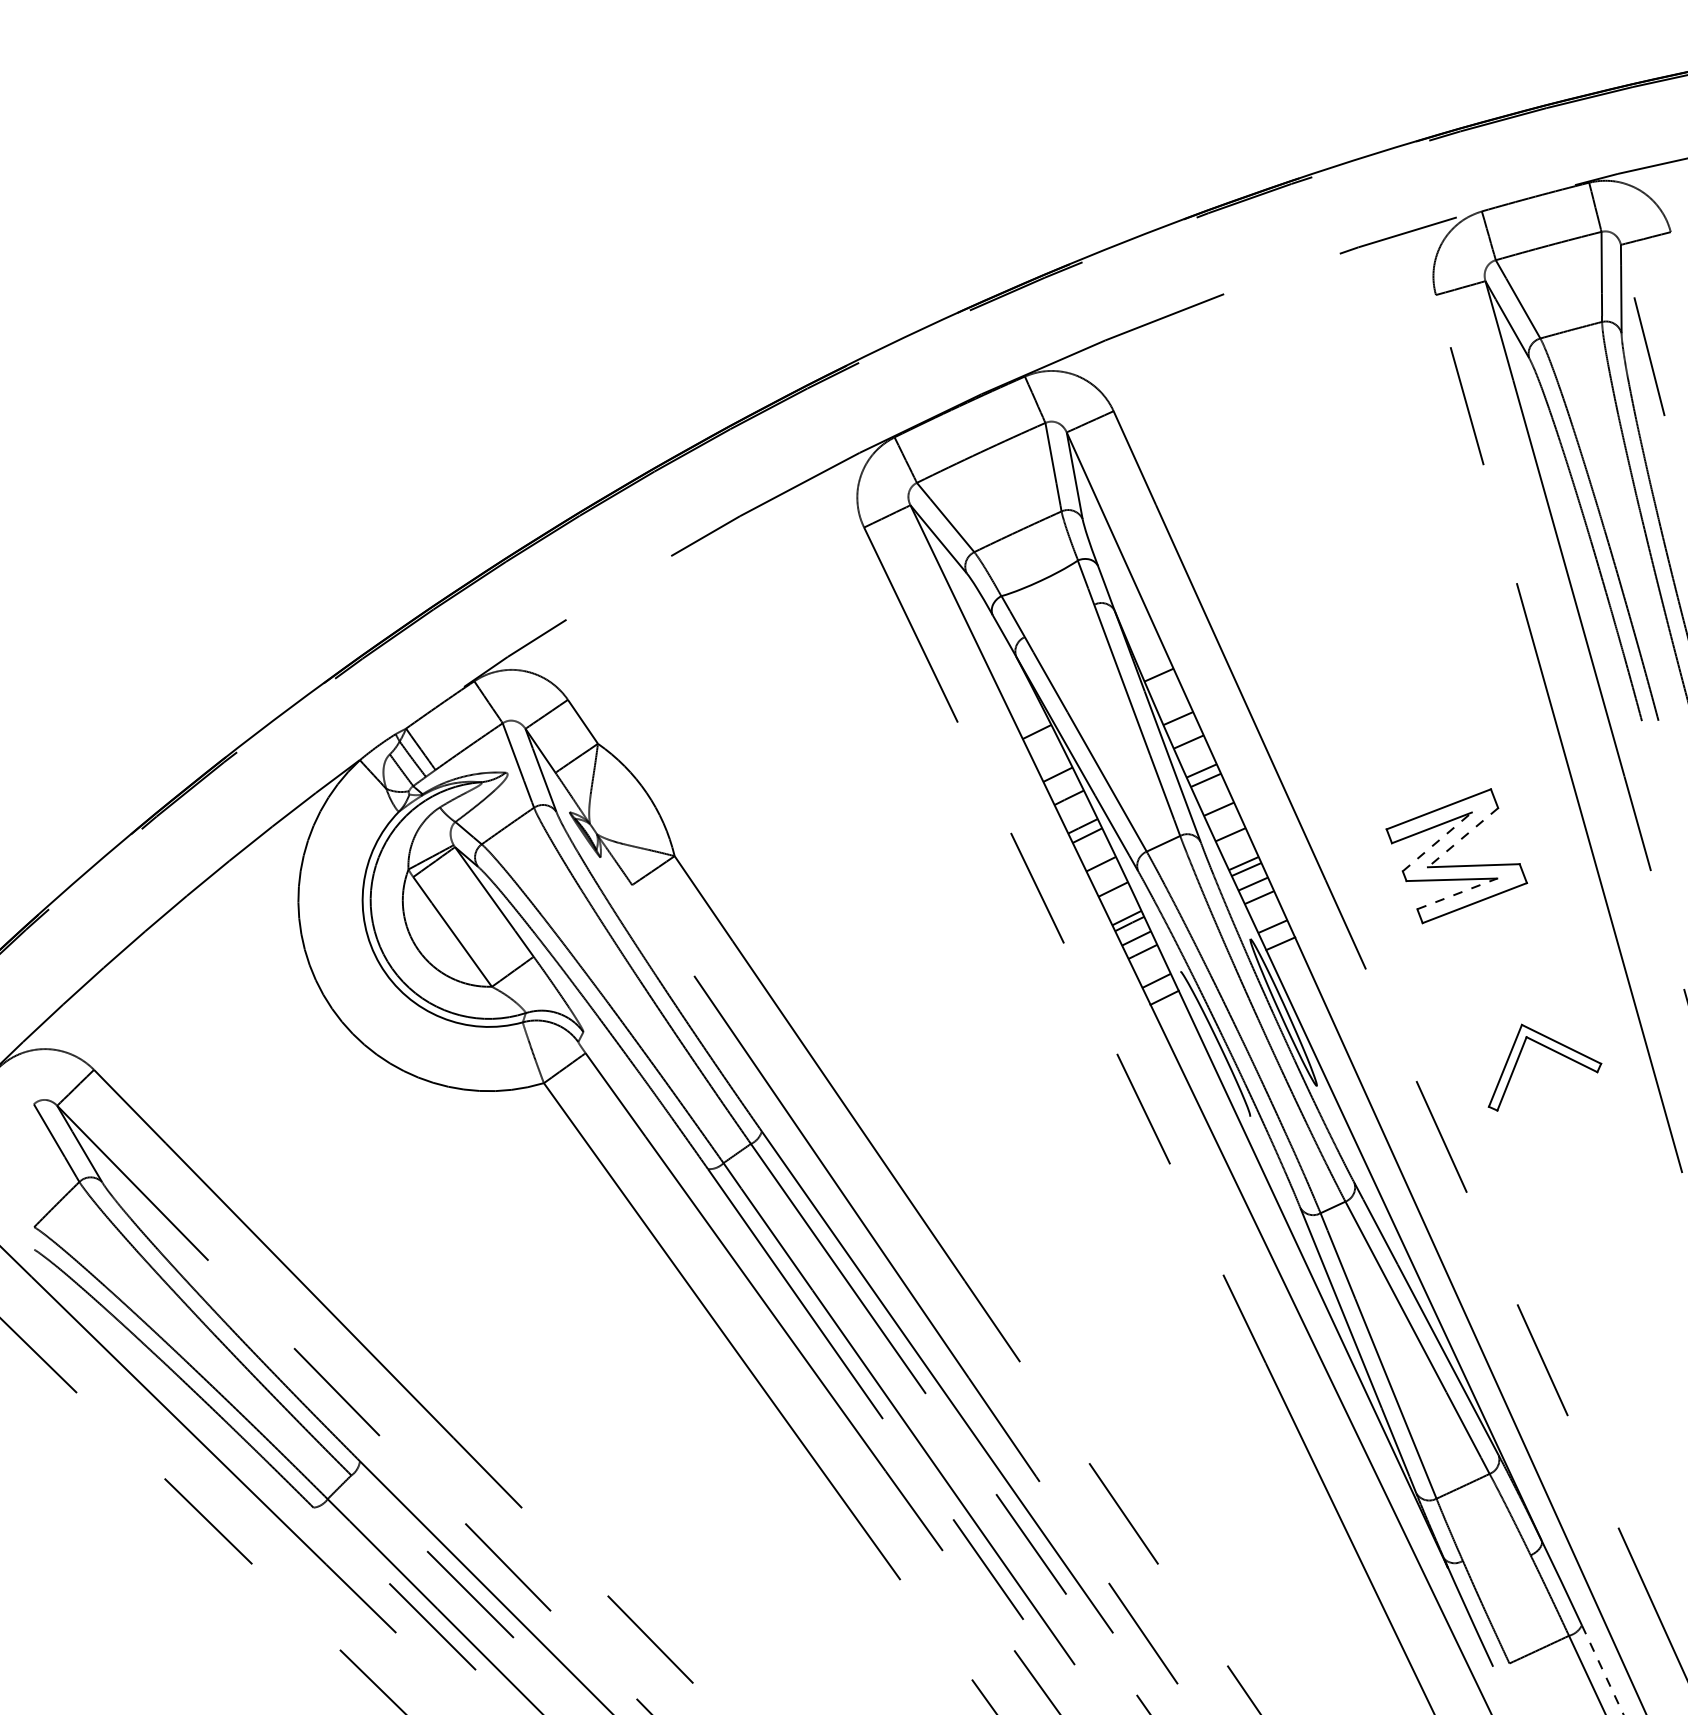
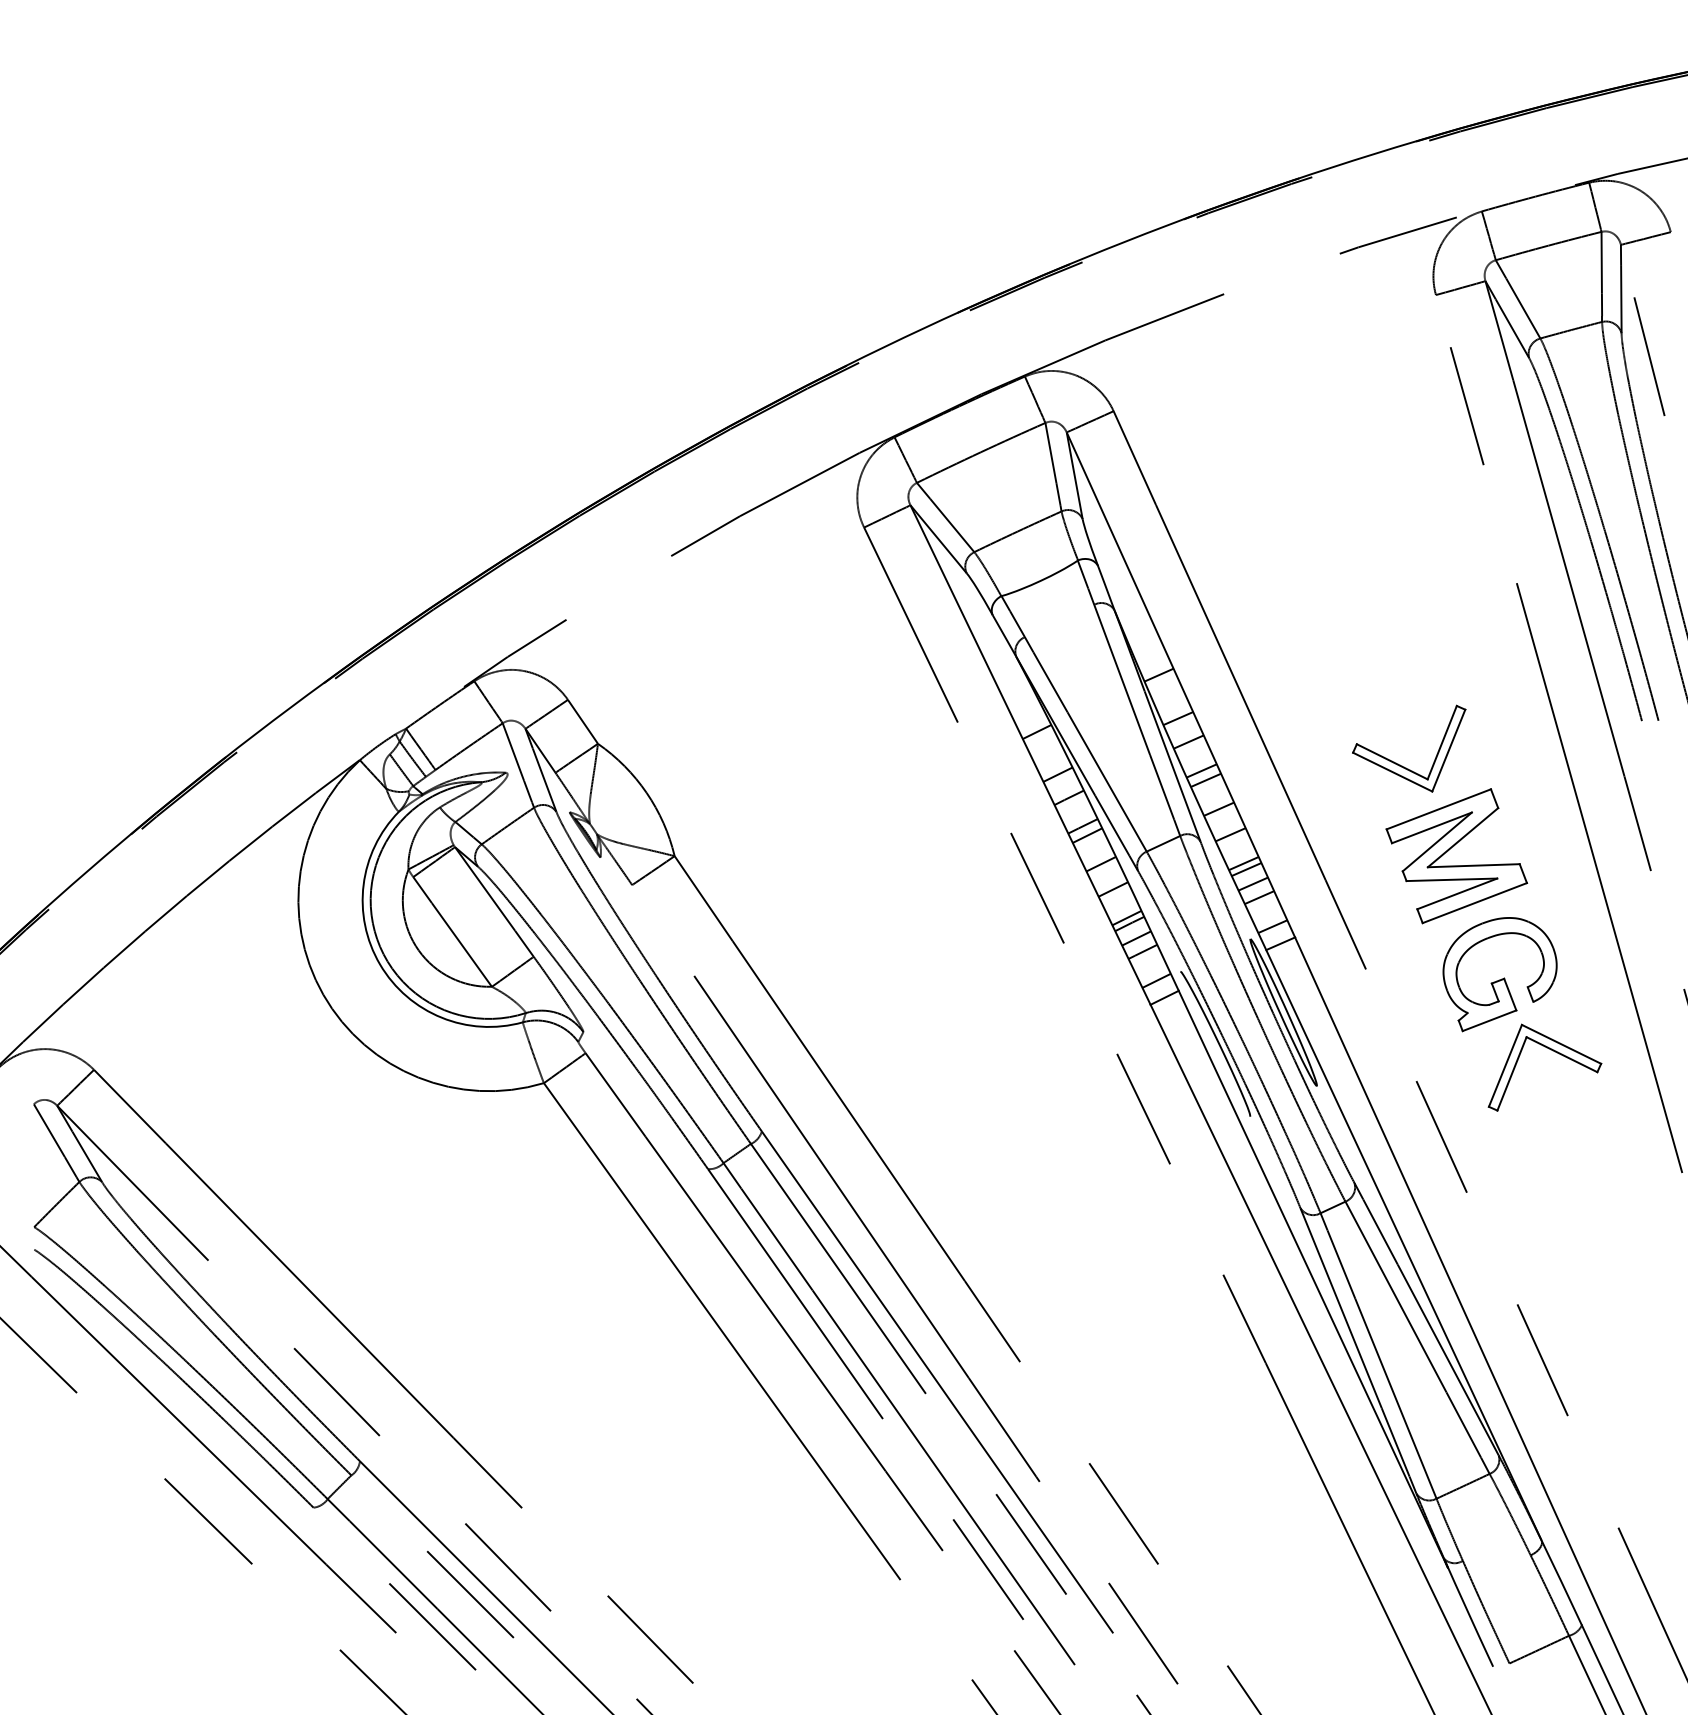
part: none -> present (1400, 764)
line: dashed -> solid (1463, 837)
line: dashed -> solid (1437, 841)
line: dashed -> solid (1457, 893)
part: none -> present (1499, 974)
line: dashed -> solid (1602, 1670)
